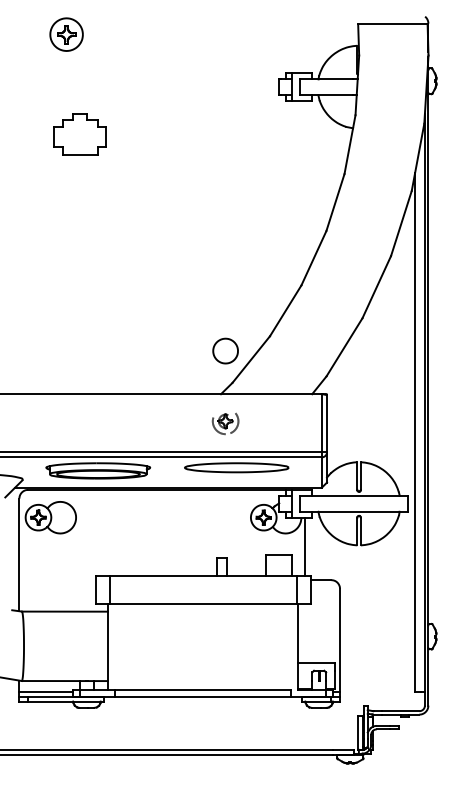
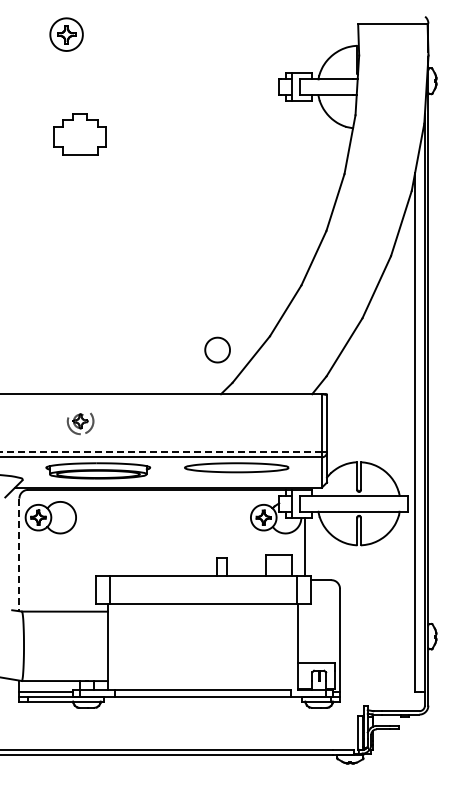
part position: (225, 350) -> (217, 349) (217, 349)
part position: (225, 423) -> (80, 423) (80, 423)
line: solid -> dashed (161, 452)
line: solid -> dashed (19, 555)
